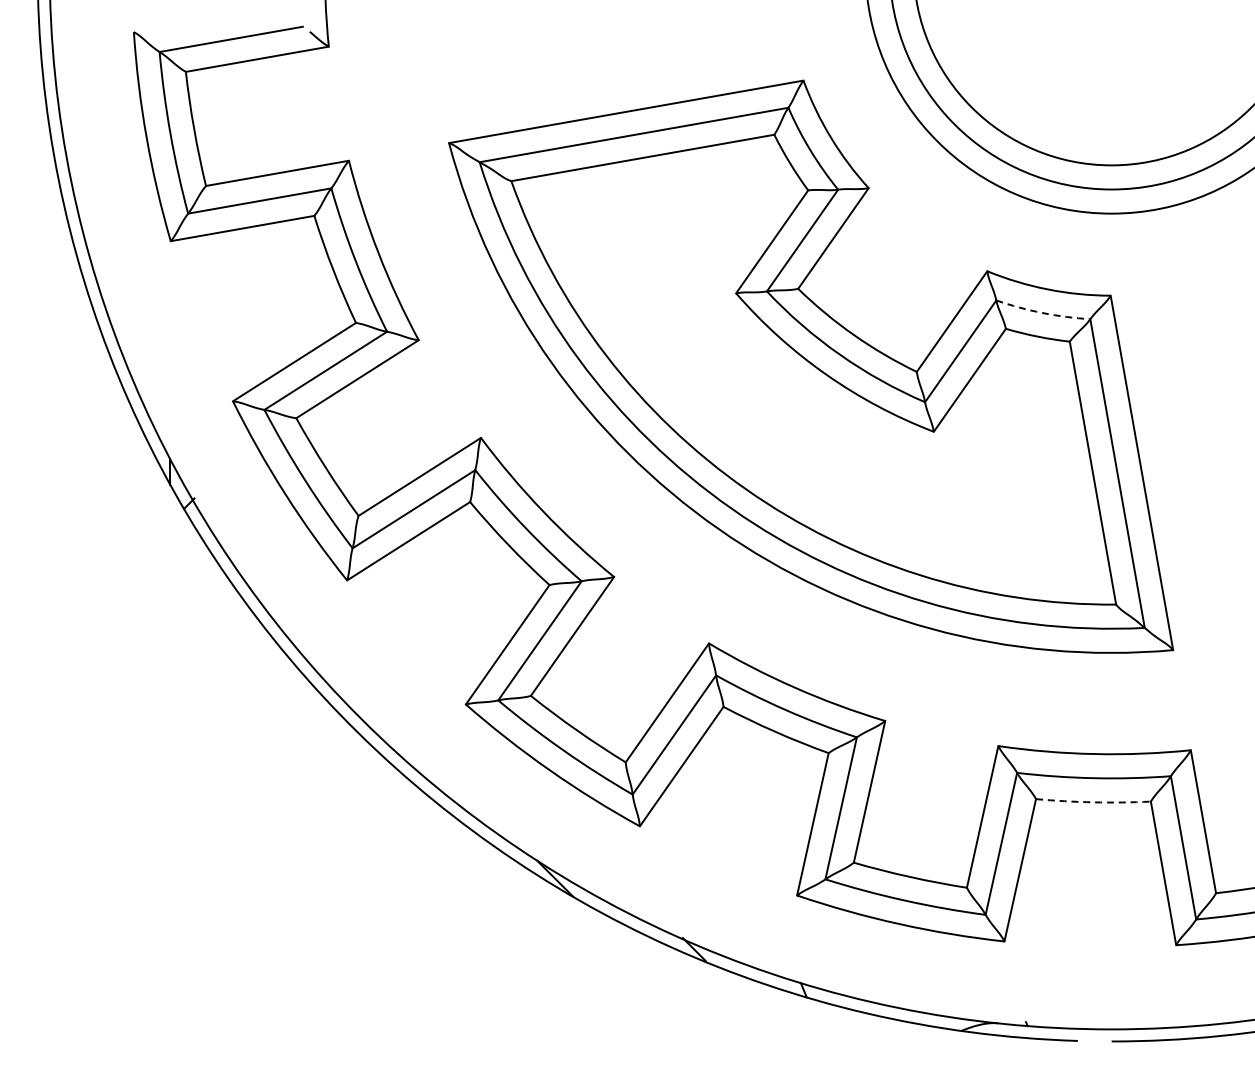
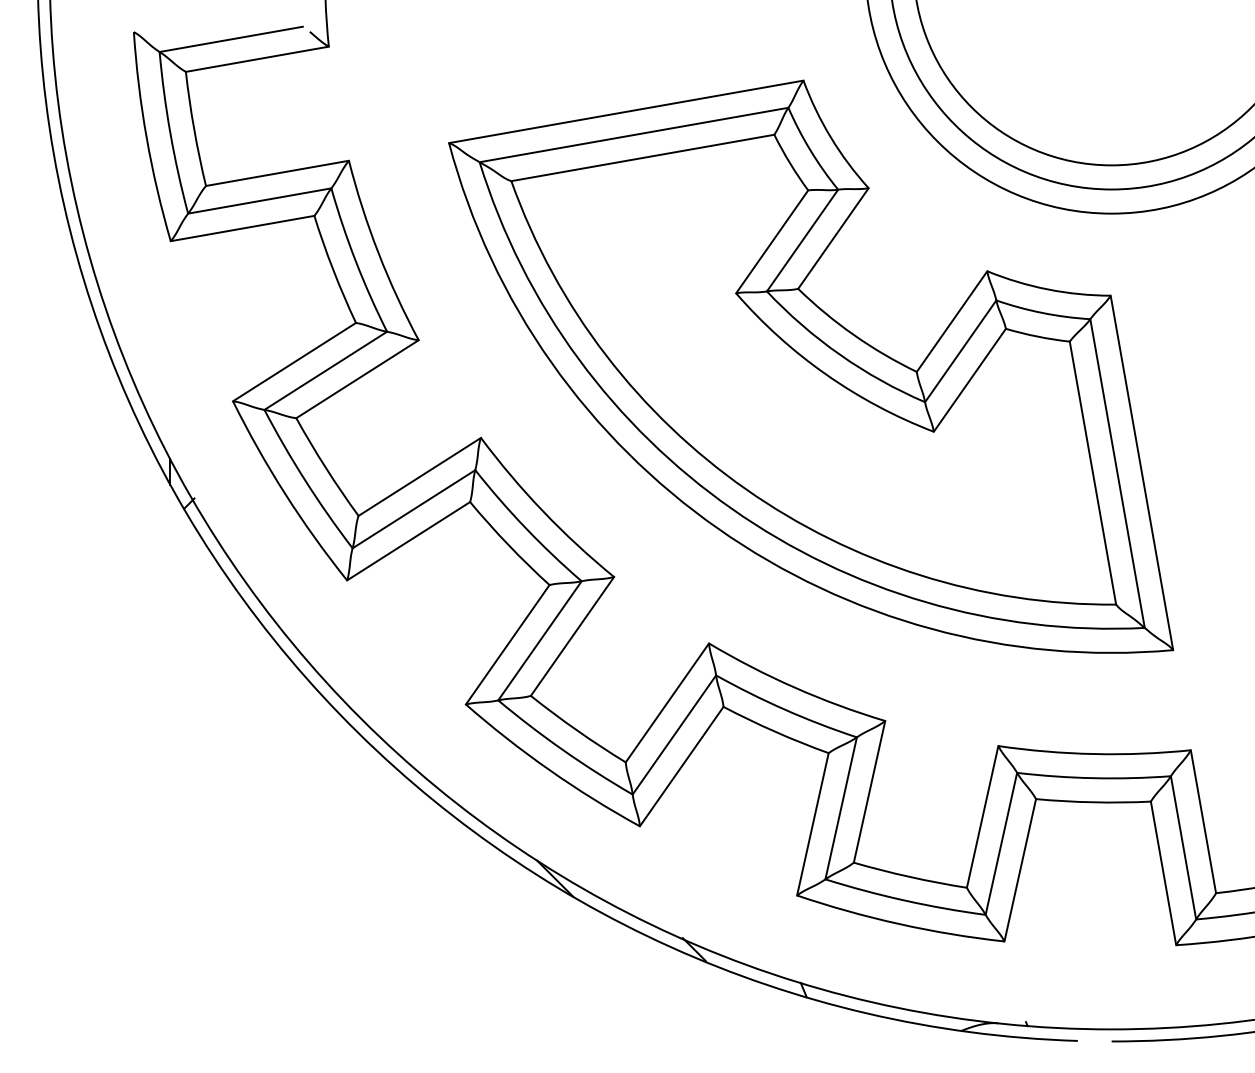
arc: dashed -> solid (1042, 313)
arc: dashed -> solid (1093, 802)
